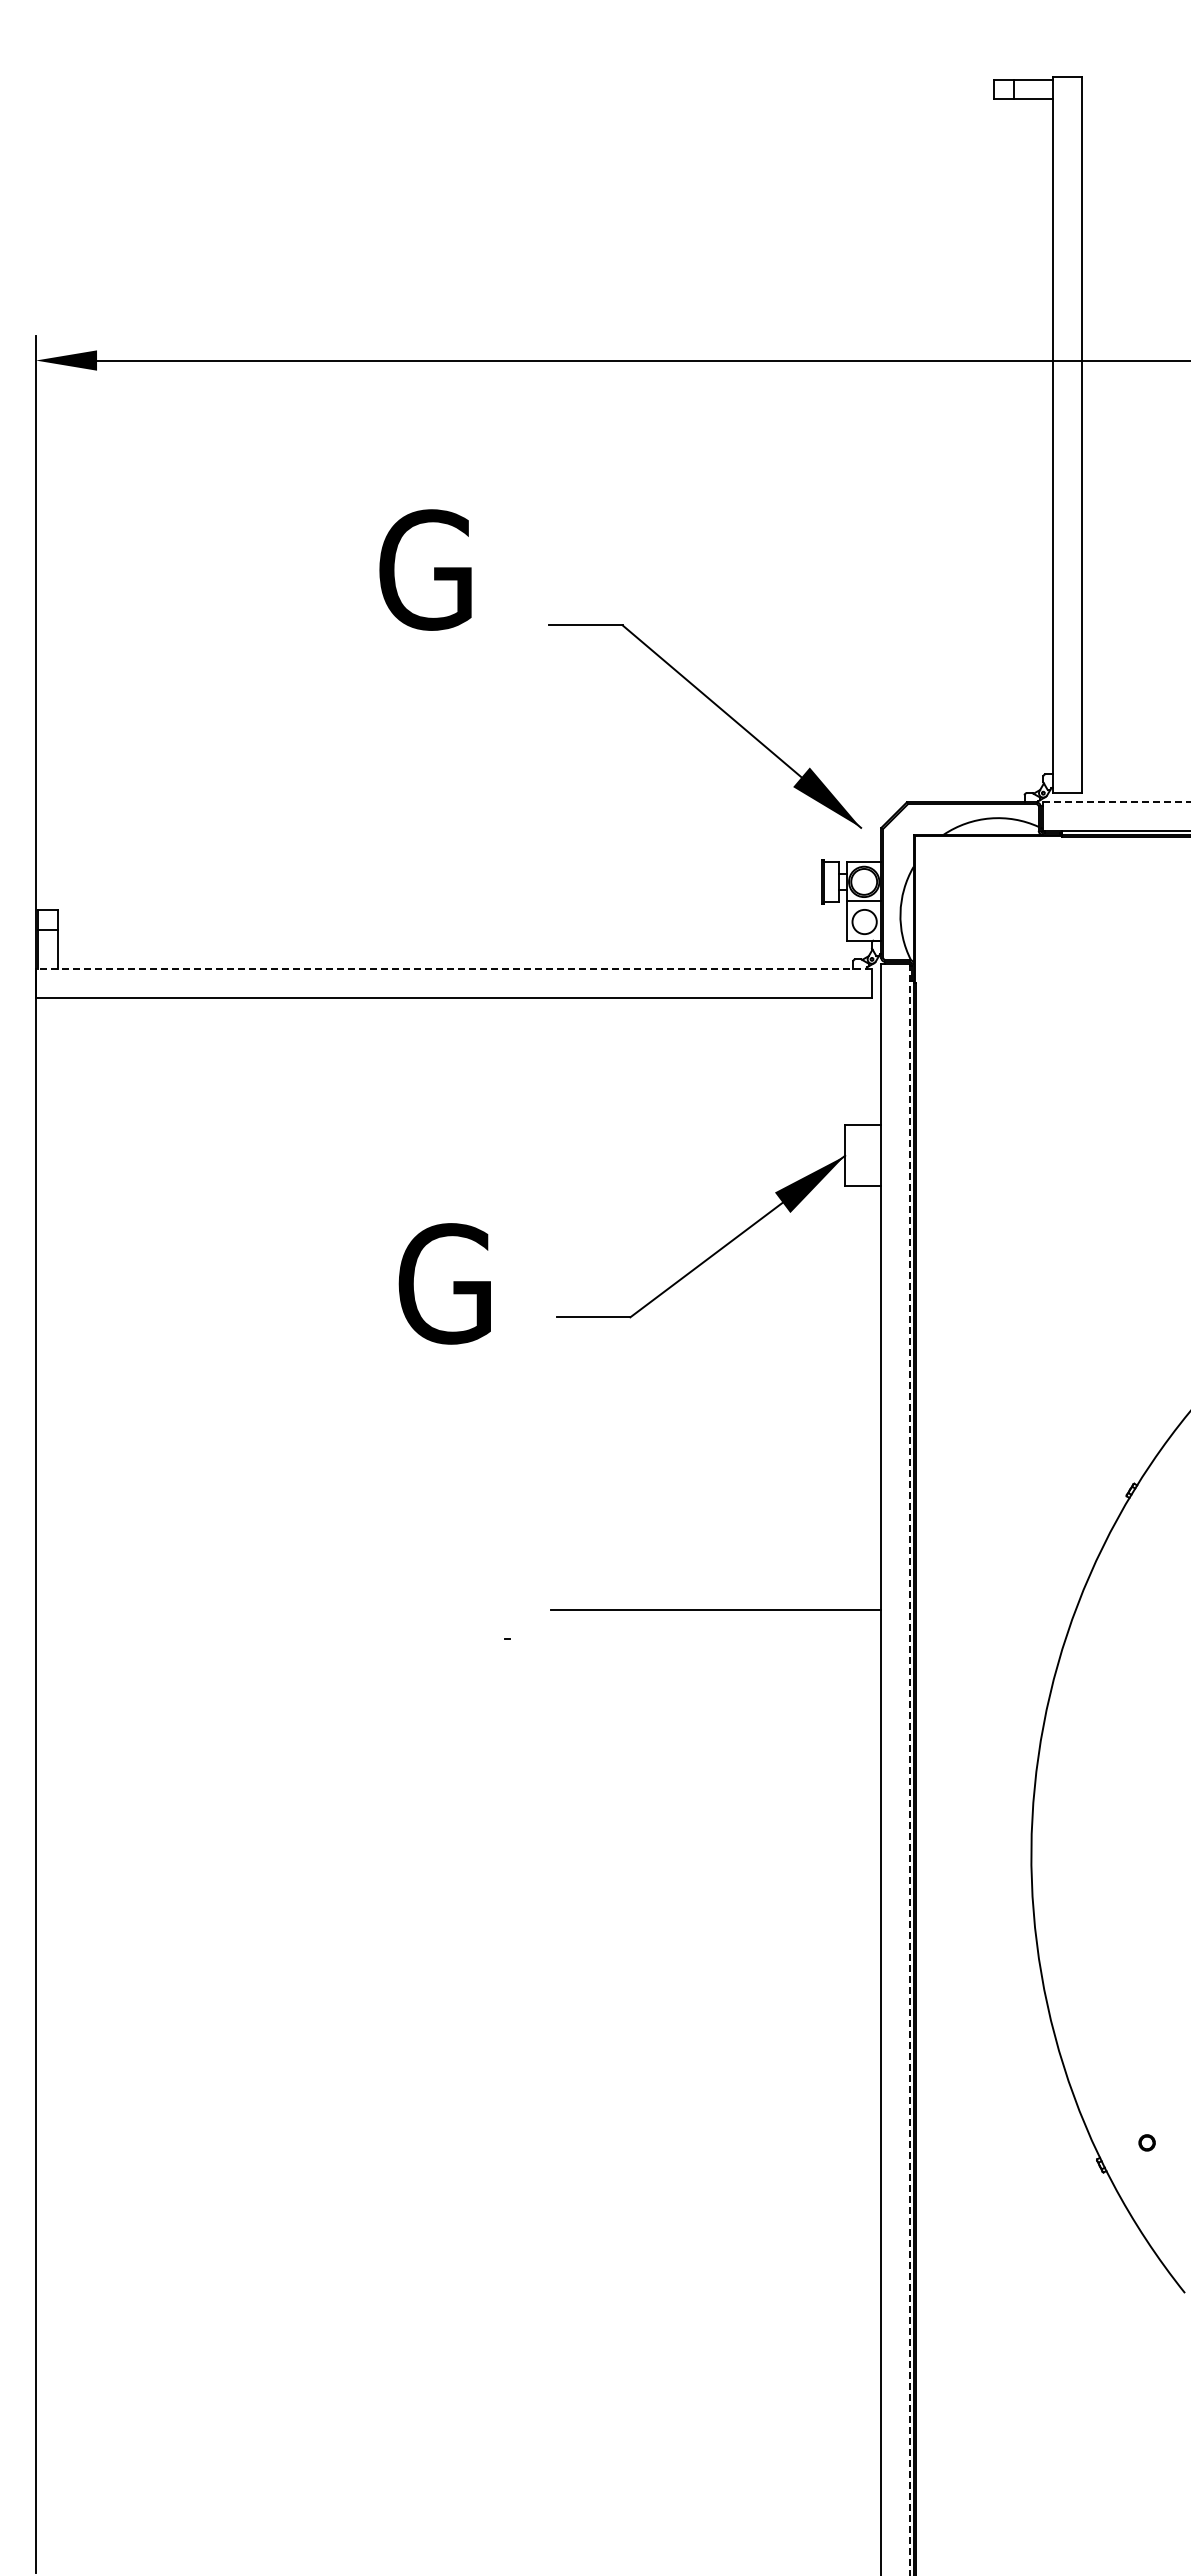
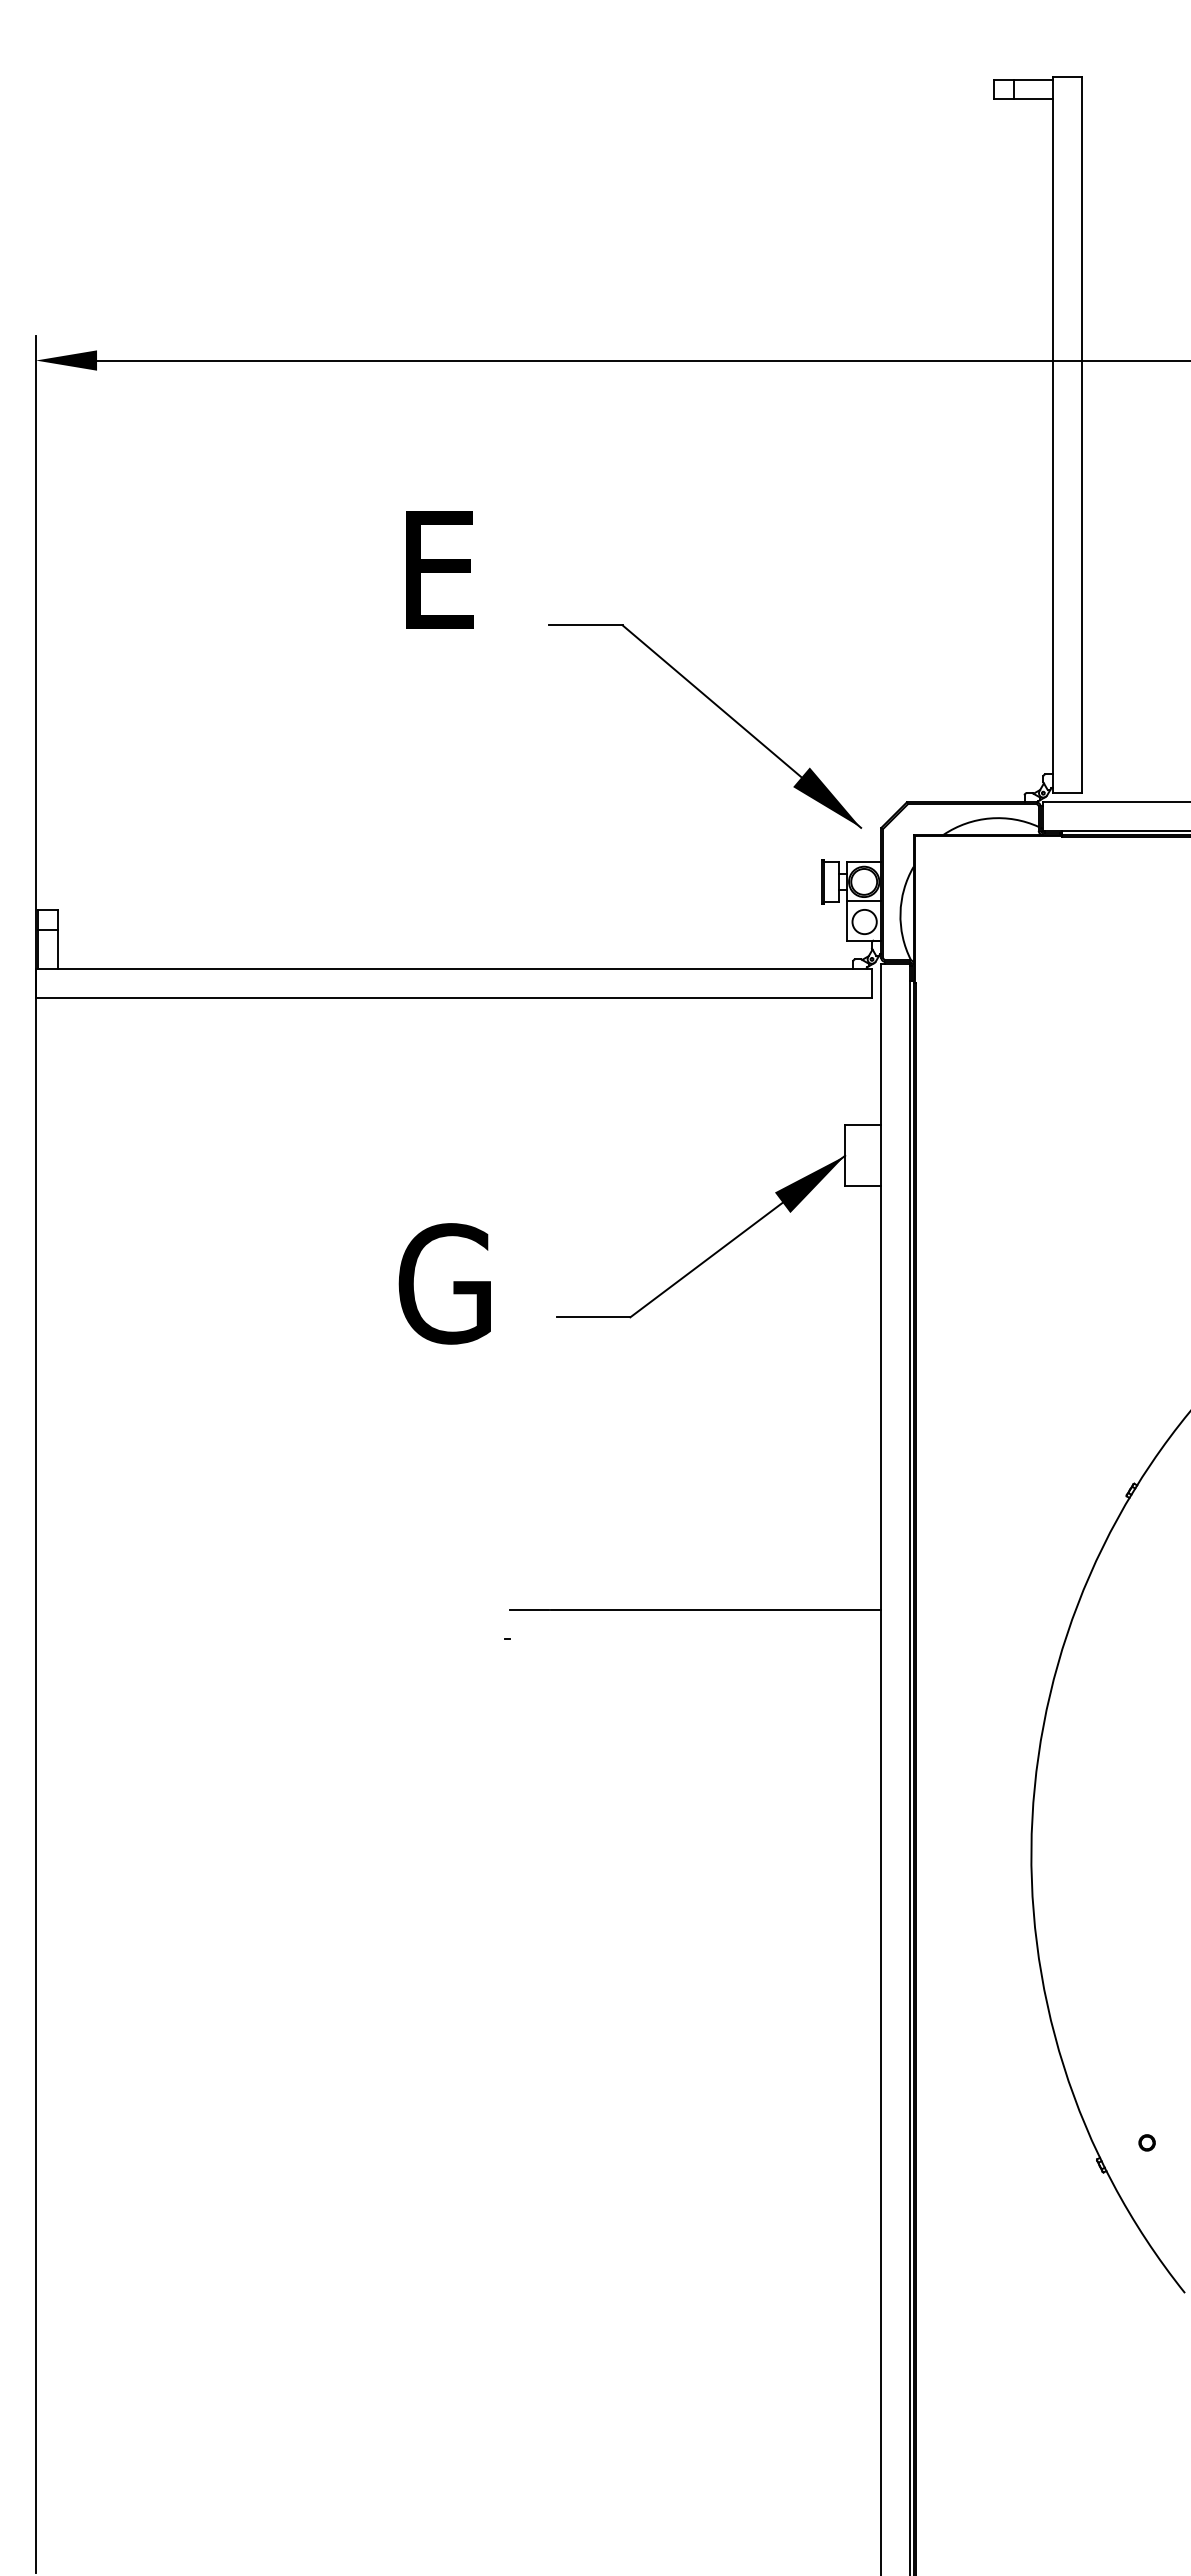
text: G -> E (426, 569)
line: dashed -> solid (1116, 802)
line: dashed -> solid (453, 968)
line: none -> present (528, 1610)
line: dashed -> solid (909, 1769)
